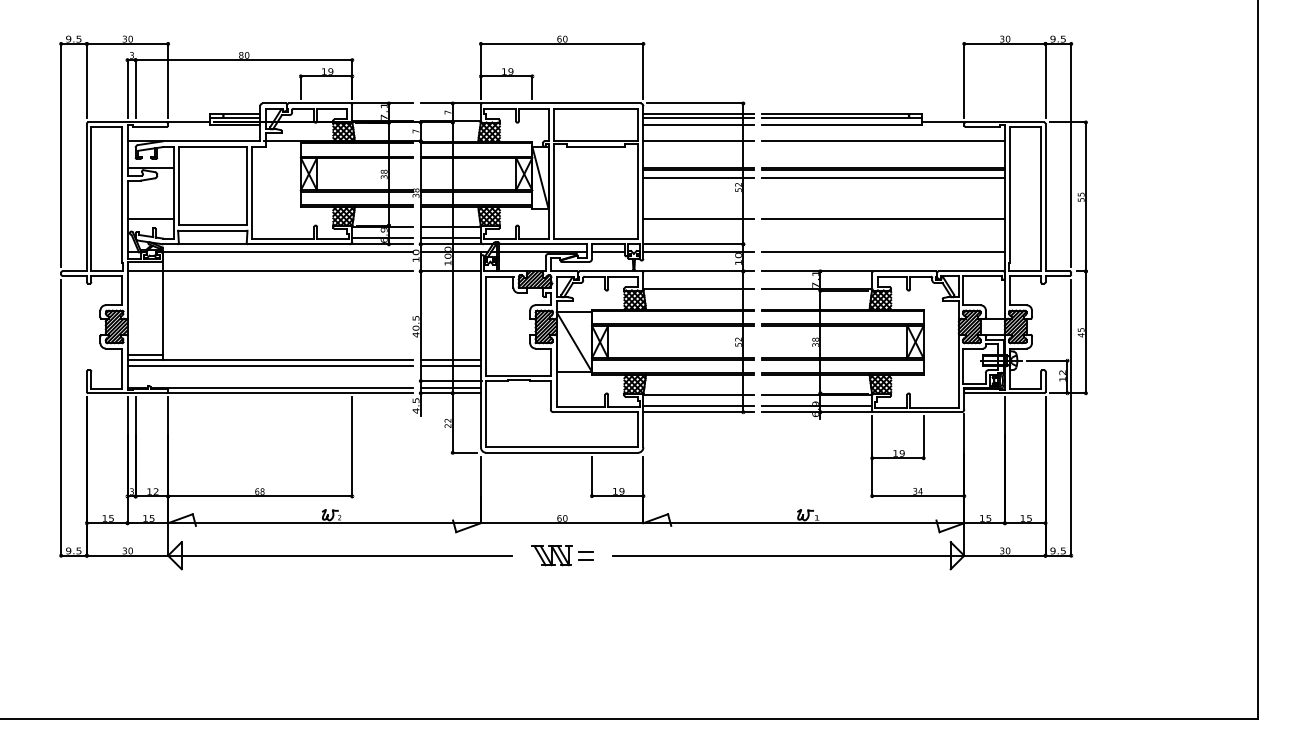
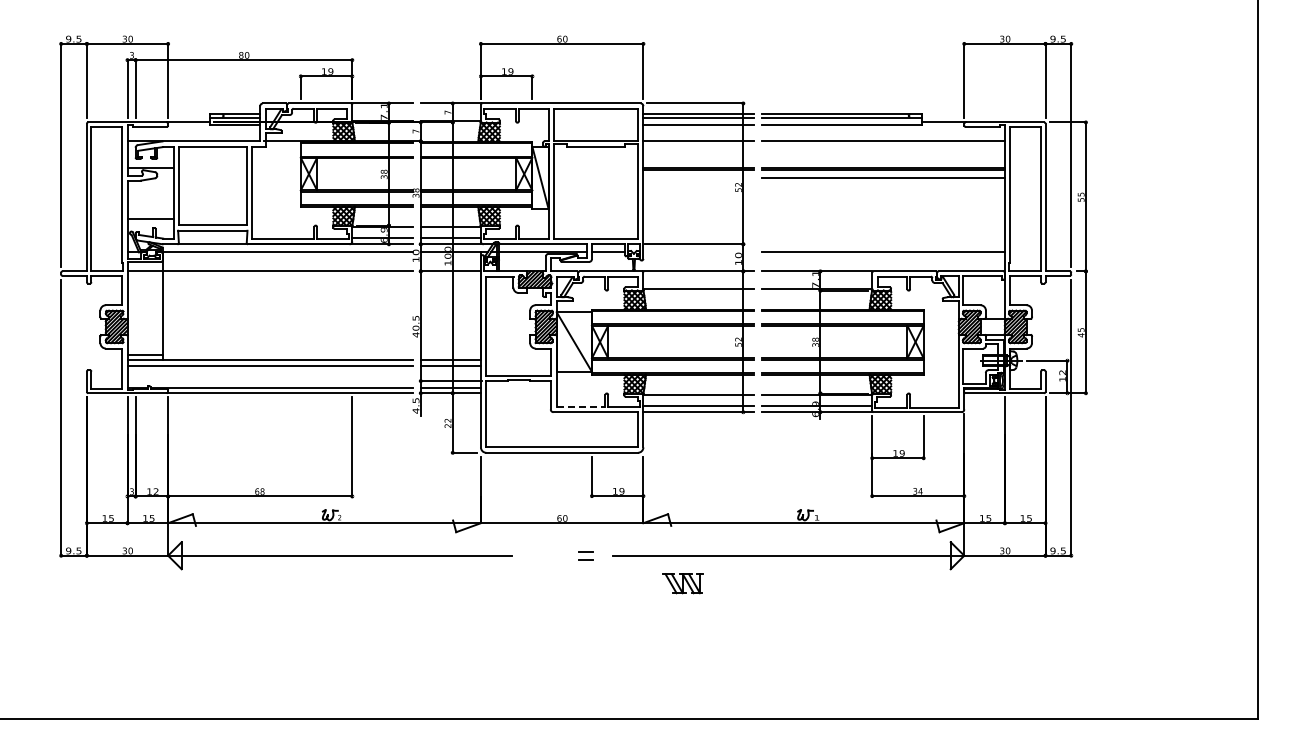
line: present -> none (698, 177)
line: present -> none (698, 218)
line: present -> none (882, 218)
line: present -> none (698, 252)
line: solid -> dashed (581, 406)
part position: (551, 555) -> (682, 583) (682, 583)
